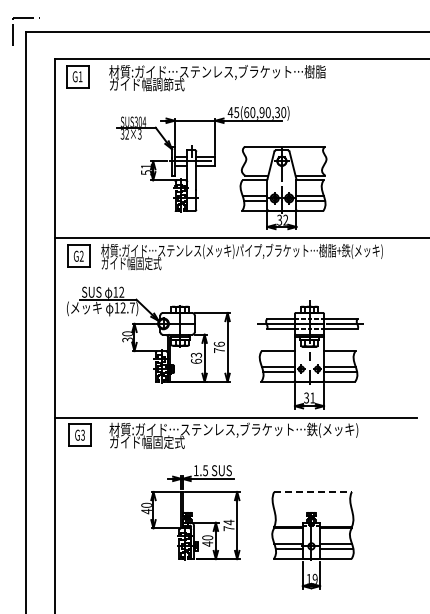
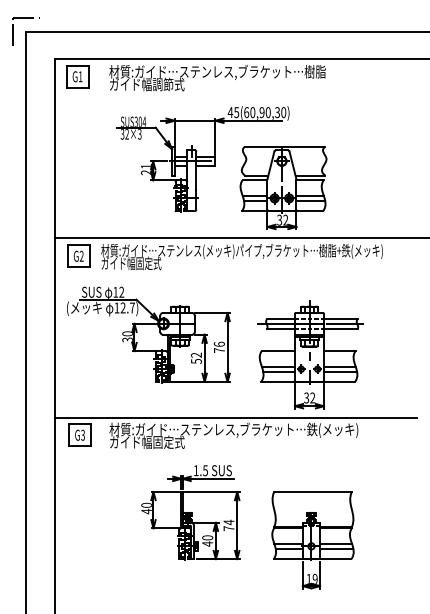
text: 51 -> 21 (146, 172)
text: 63 -> 52 (196, 357)
text: 31 -> 32 (312, 397)
line: dashed -> solid (313, 491)
